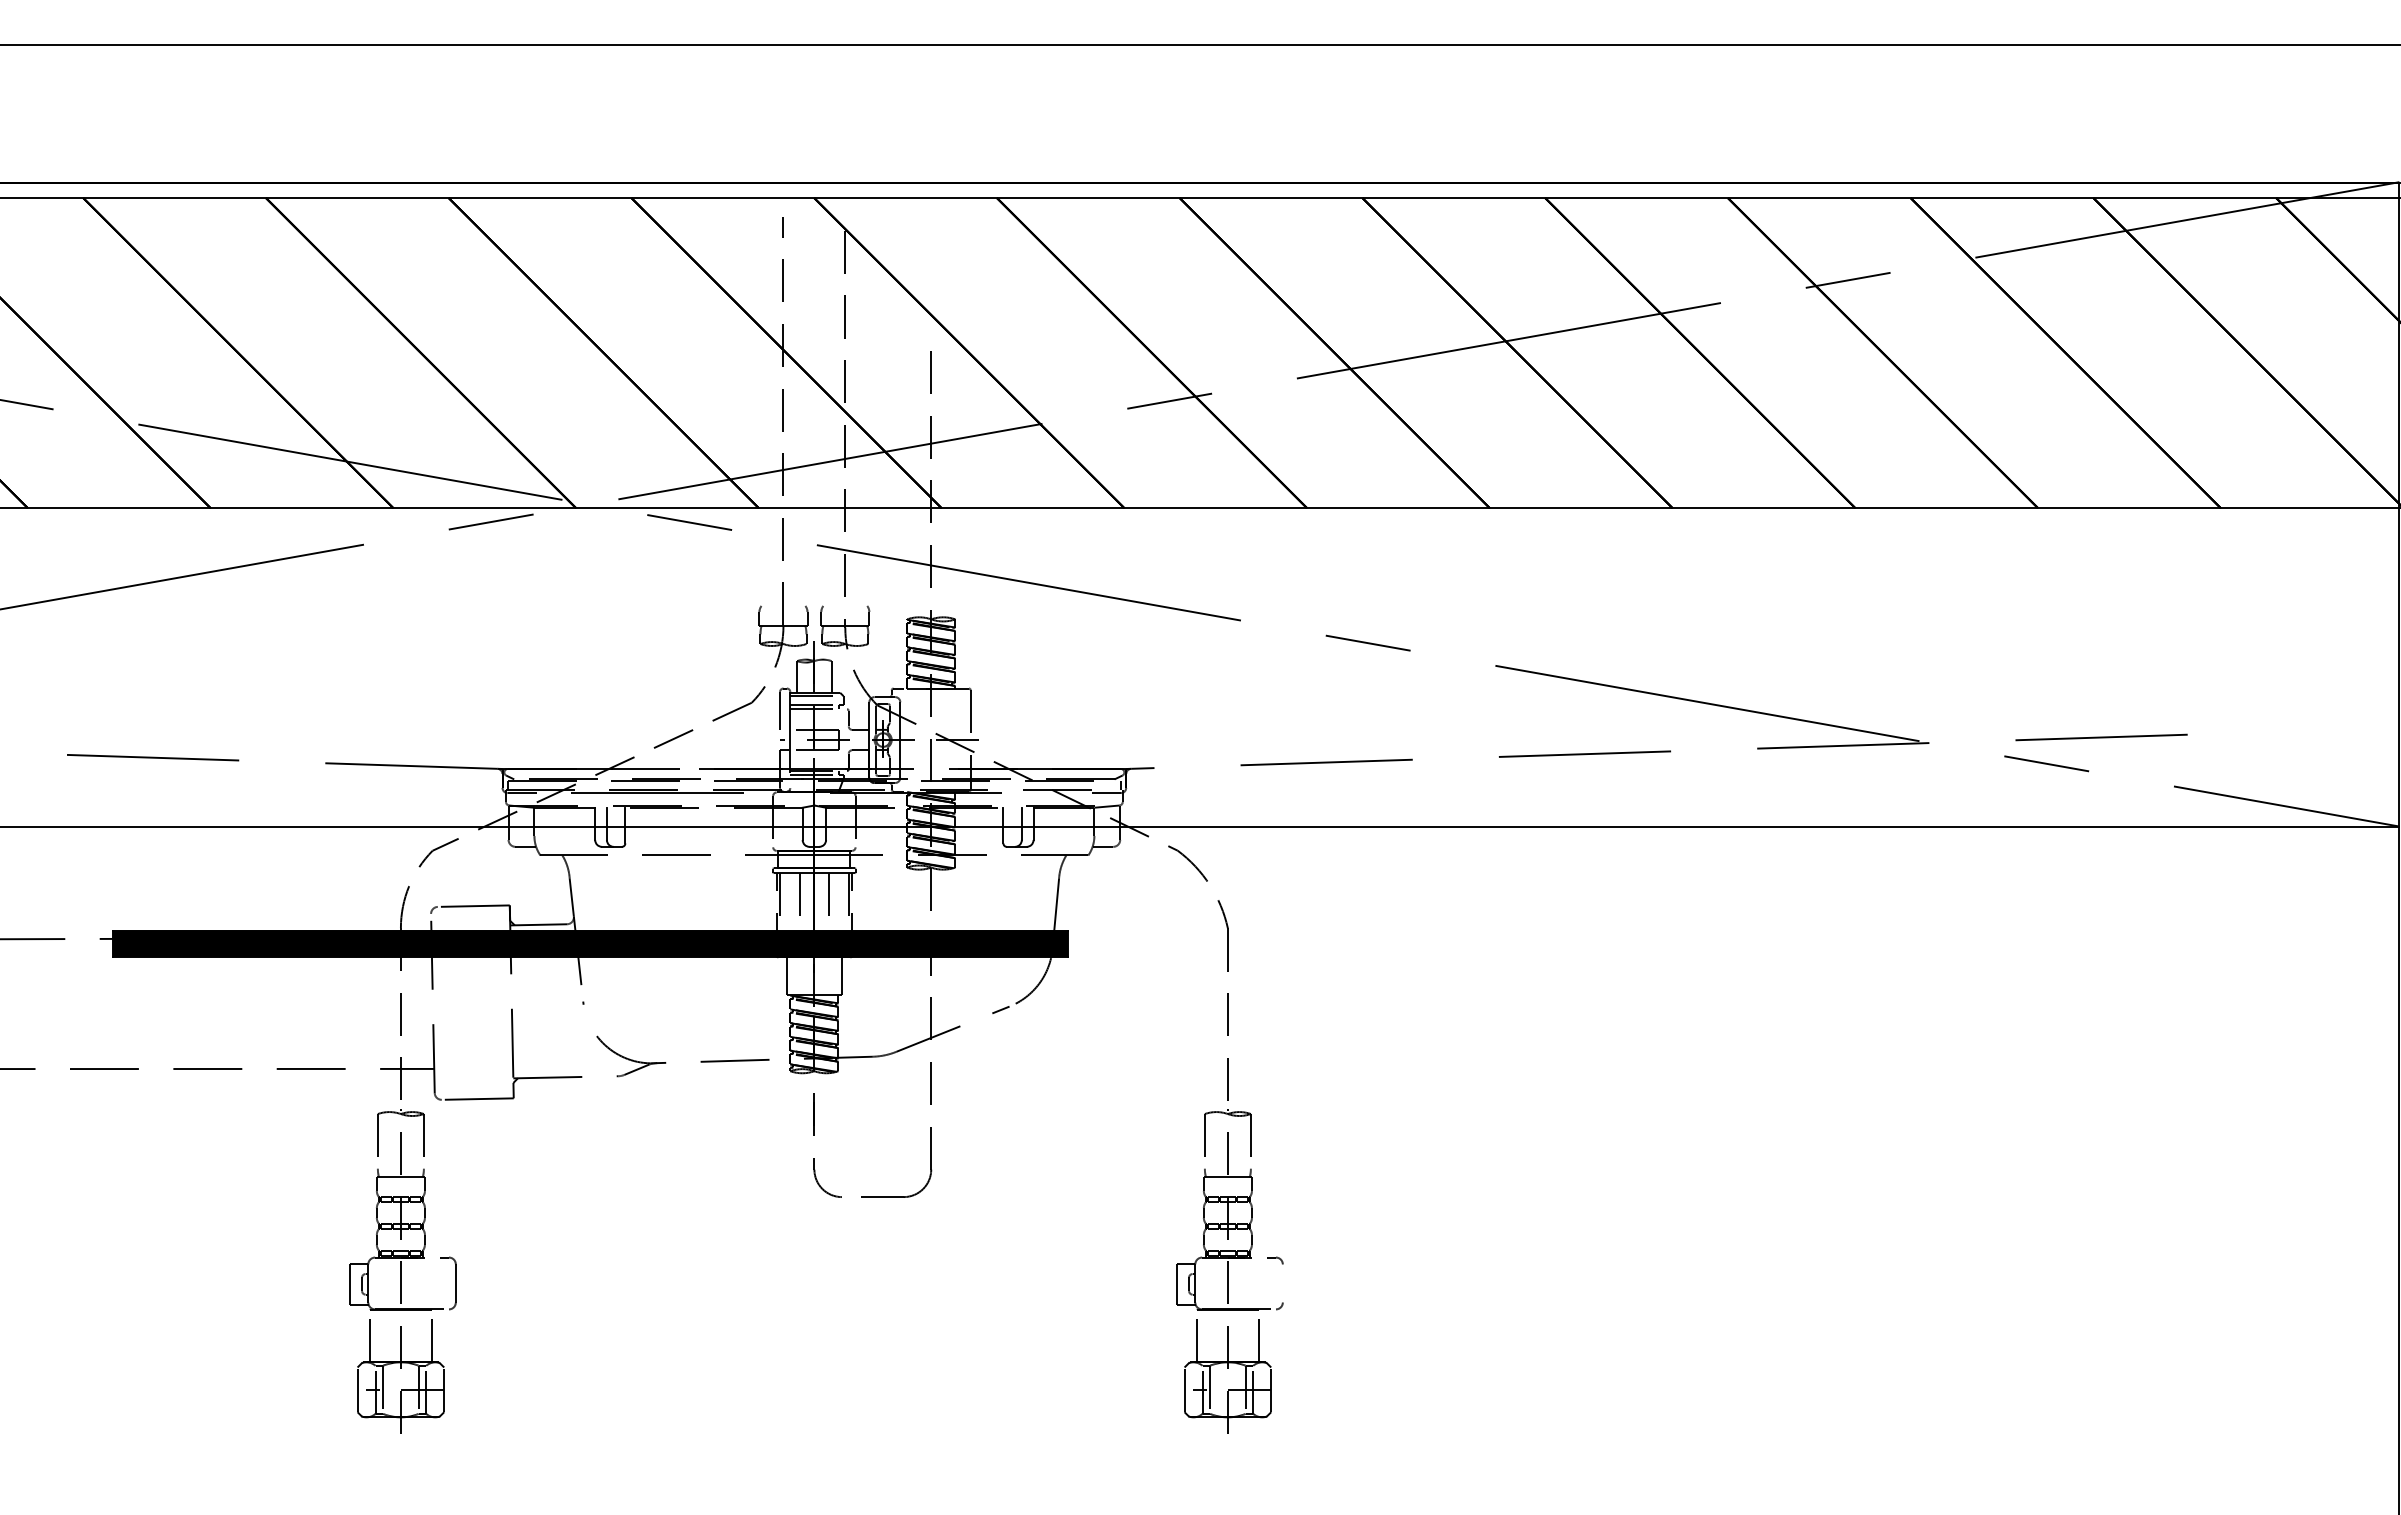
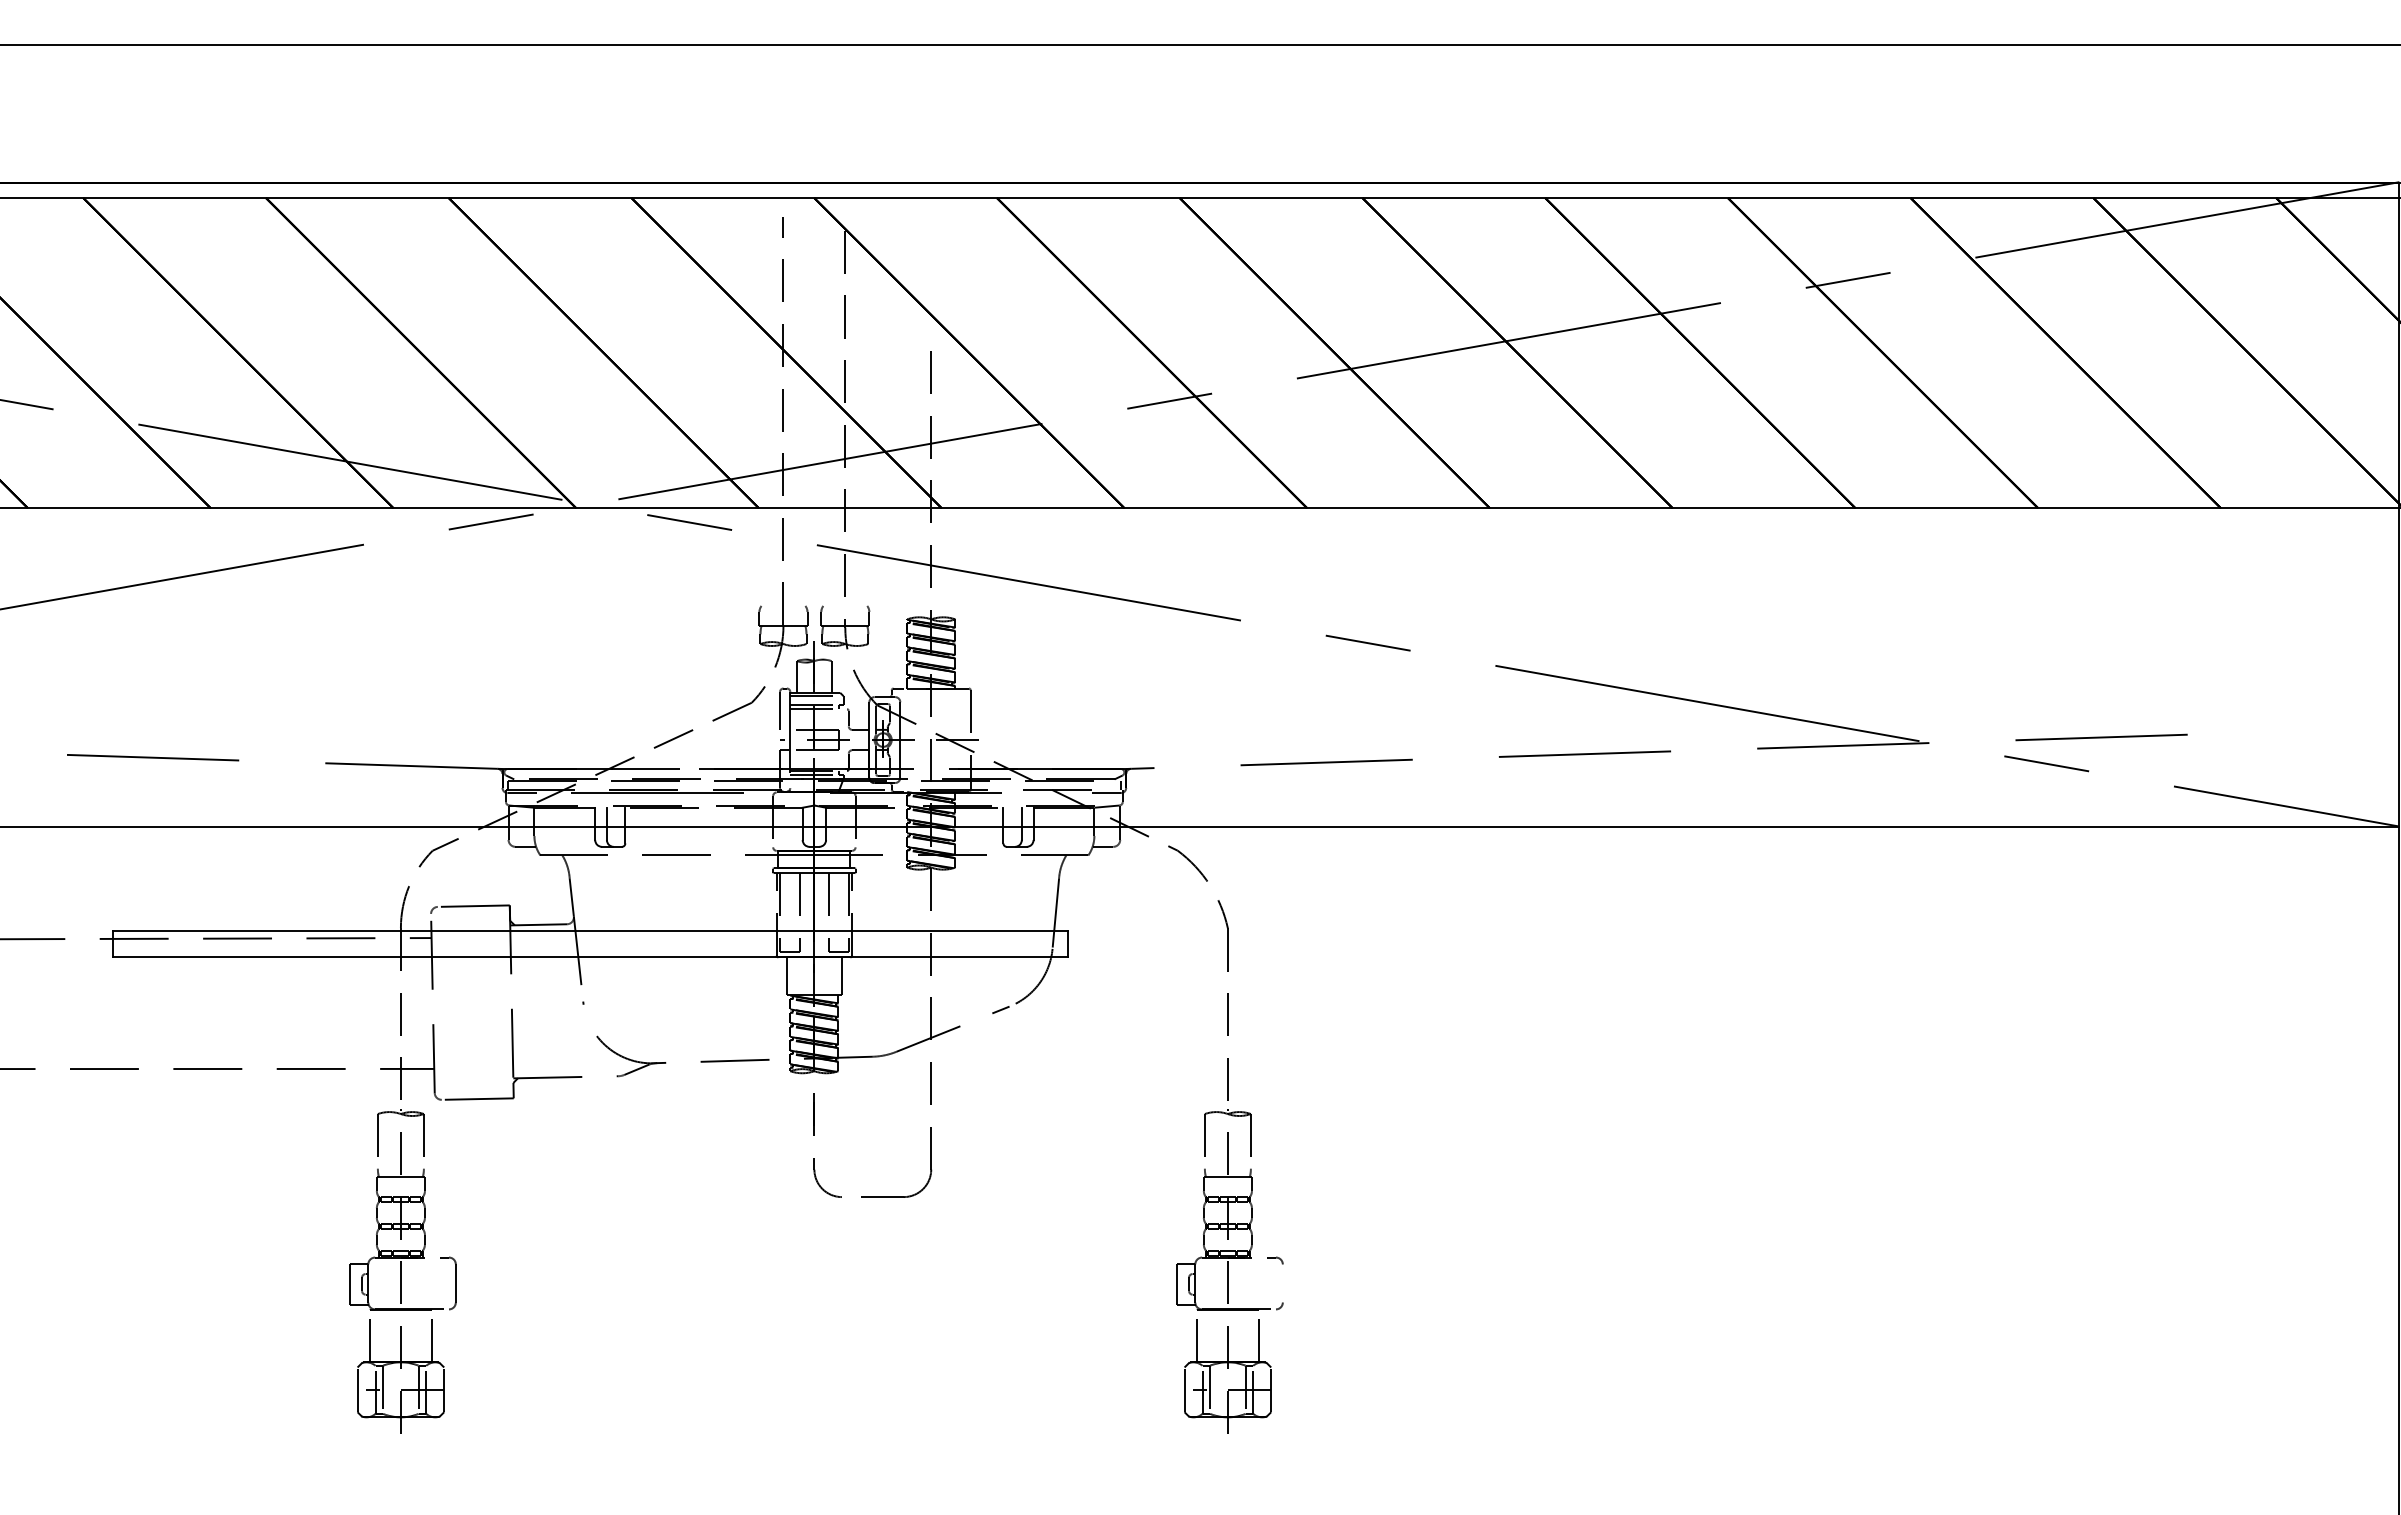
hatch: present -> none (590, 943)
